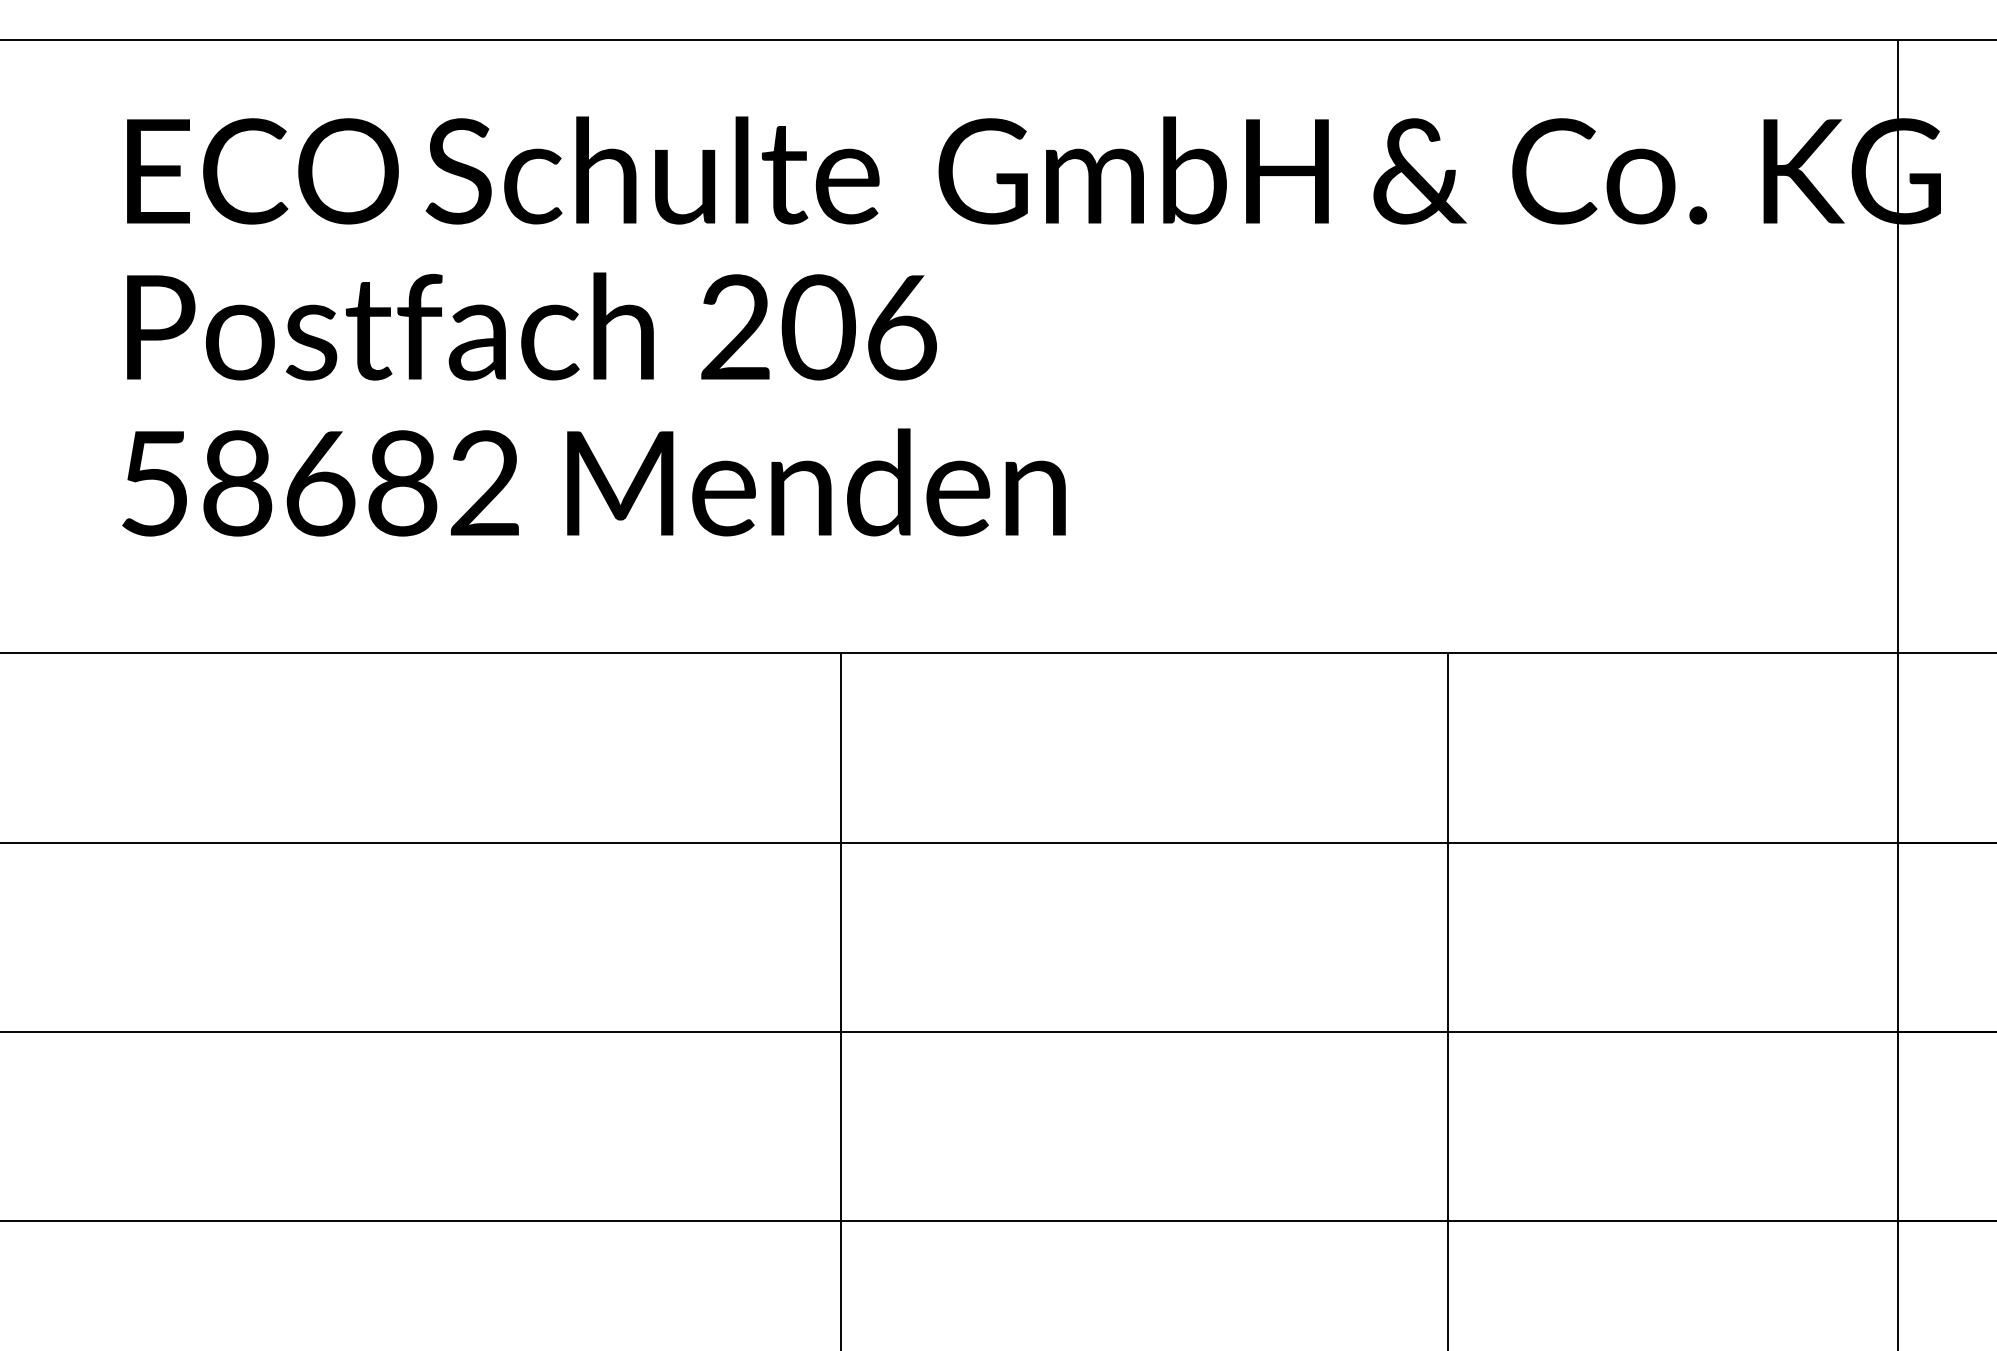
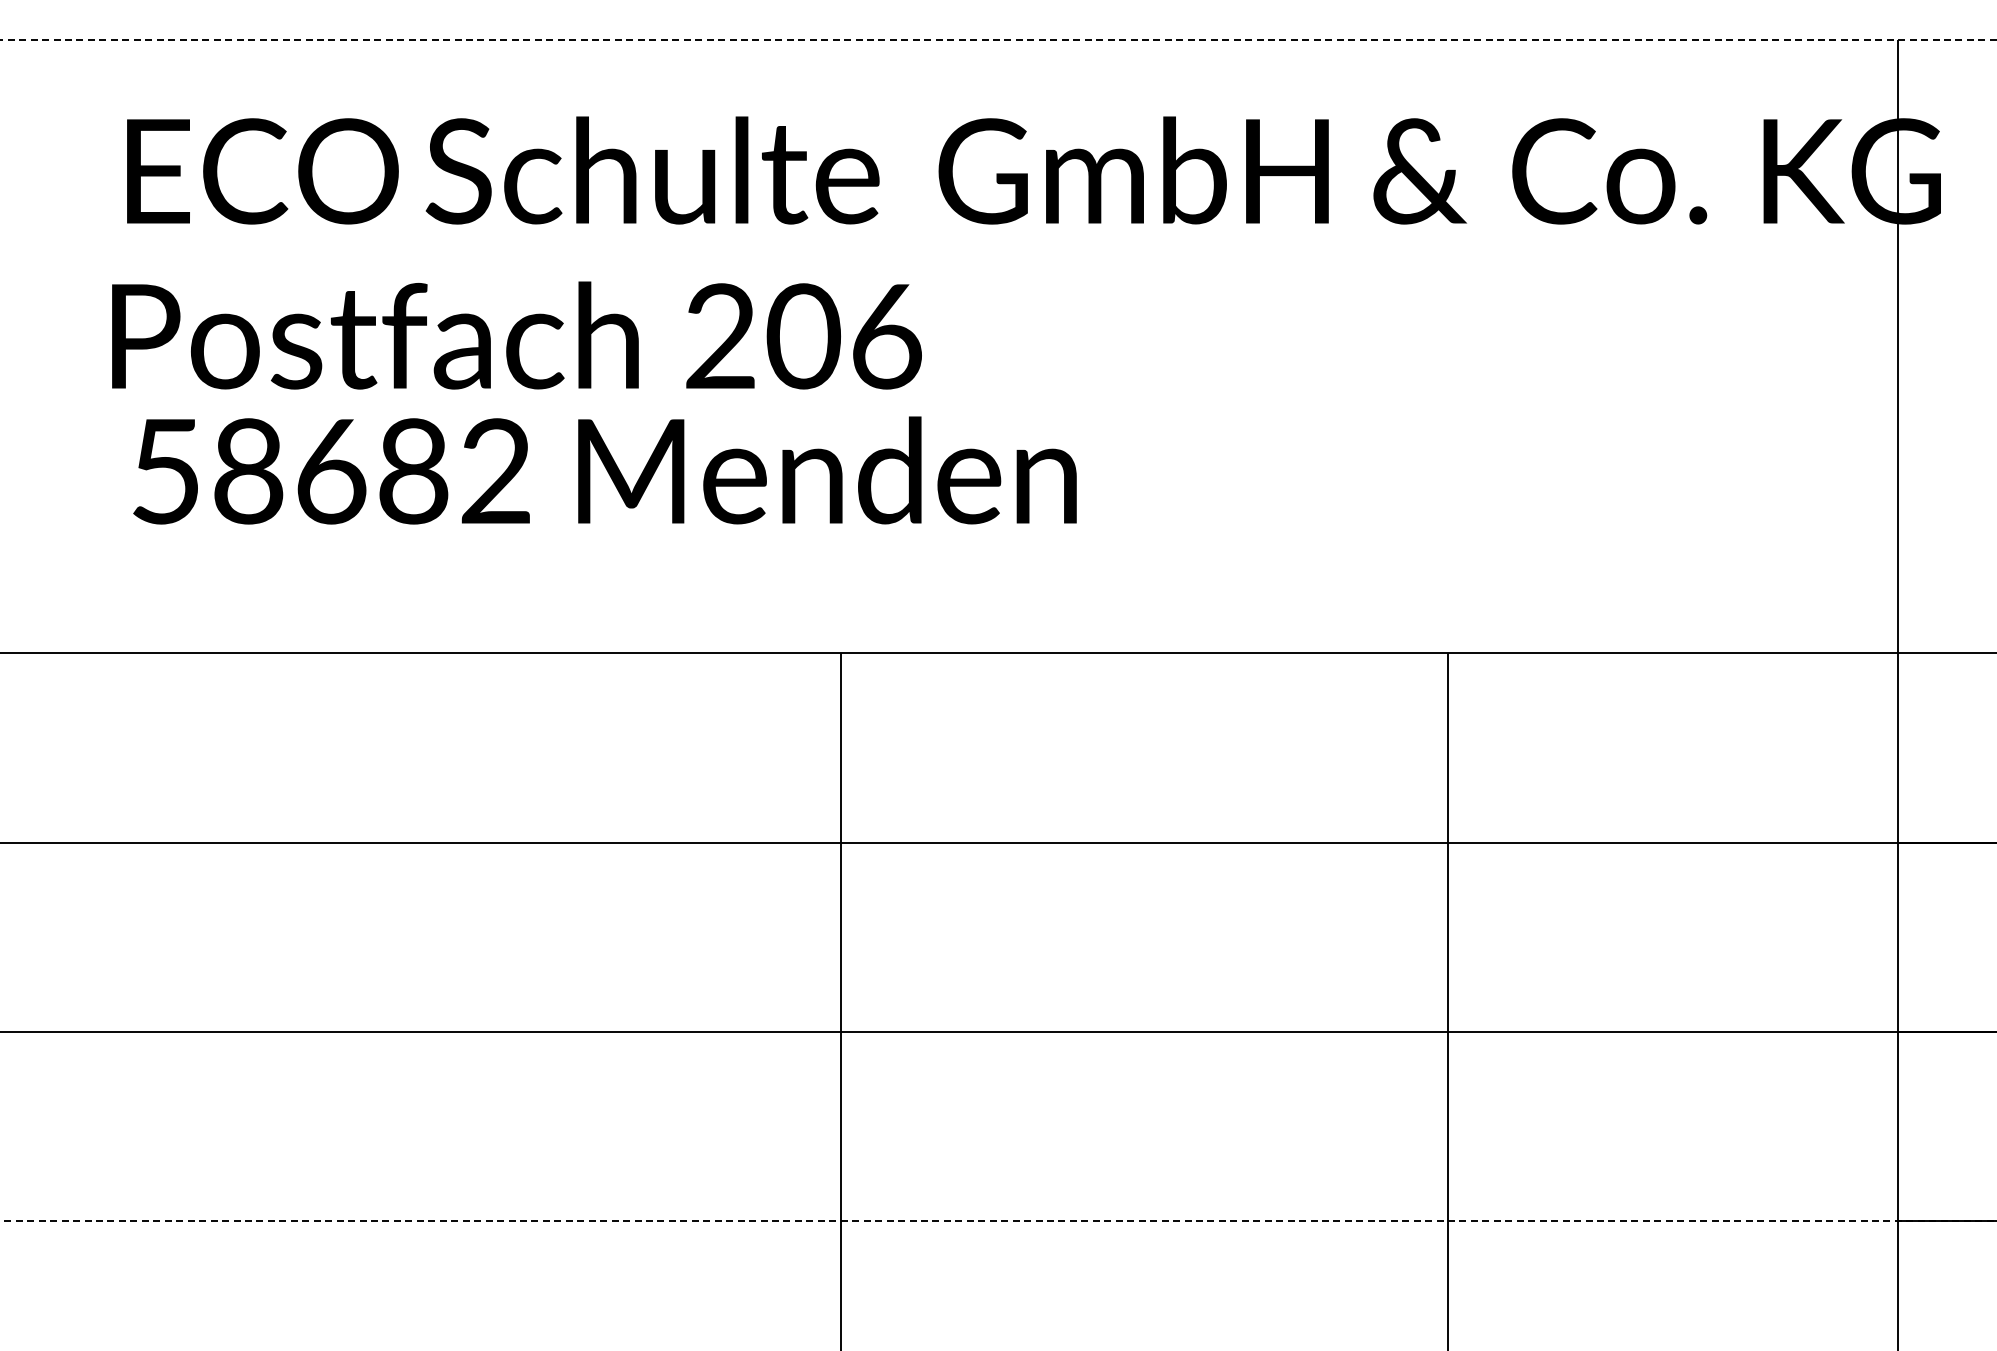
line: solid -> dashed (998, 40)
text position: (531, 326) -> (516, 335) (516, 335)
text position: (593, 482) -> (604, 470) (604, 470)
line: solid -> dashed (998, 1221)
